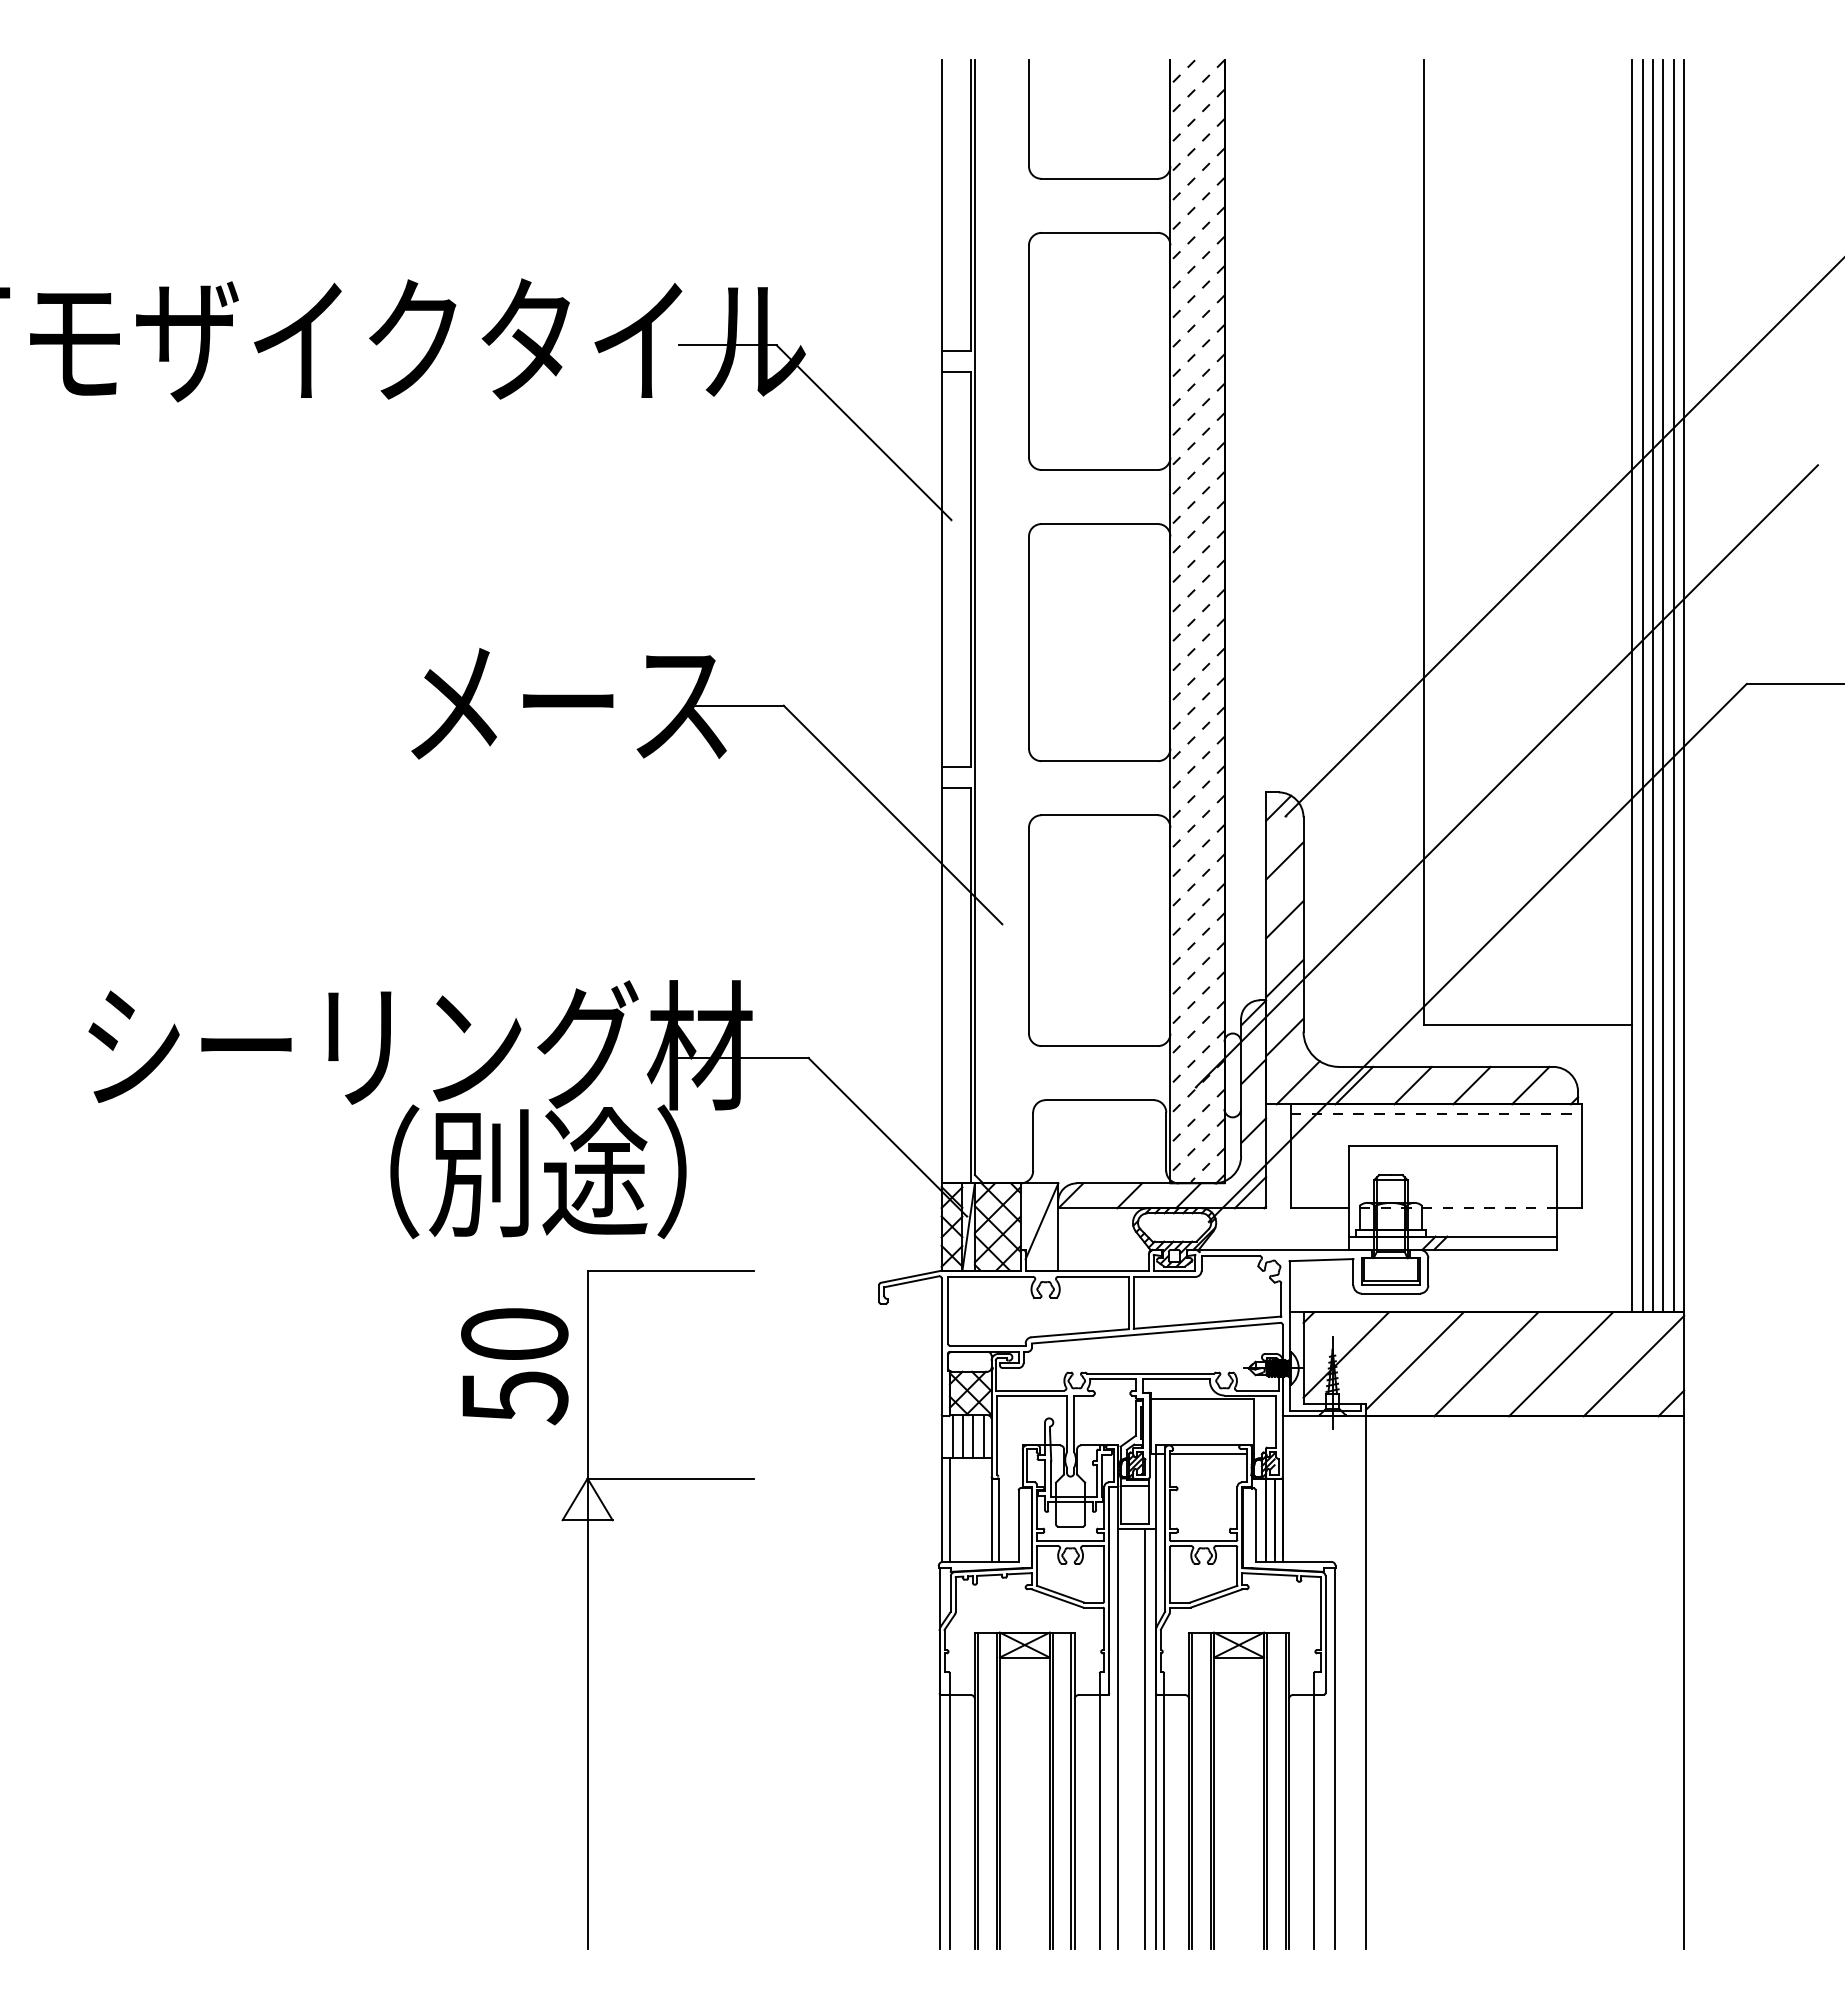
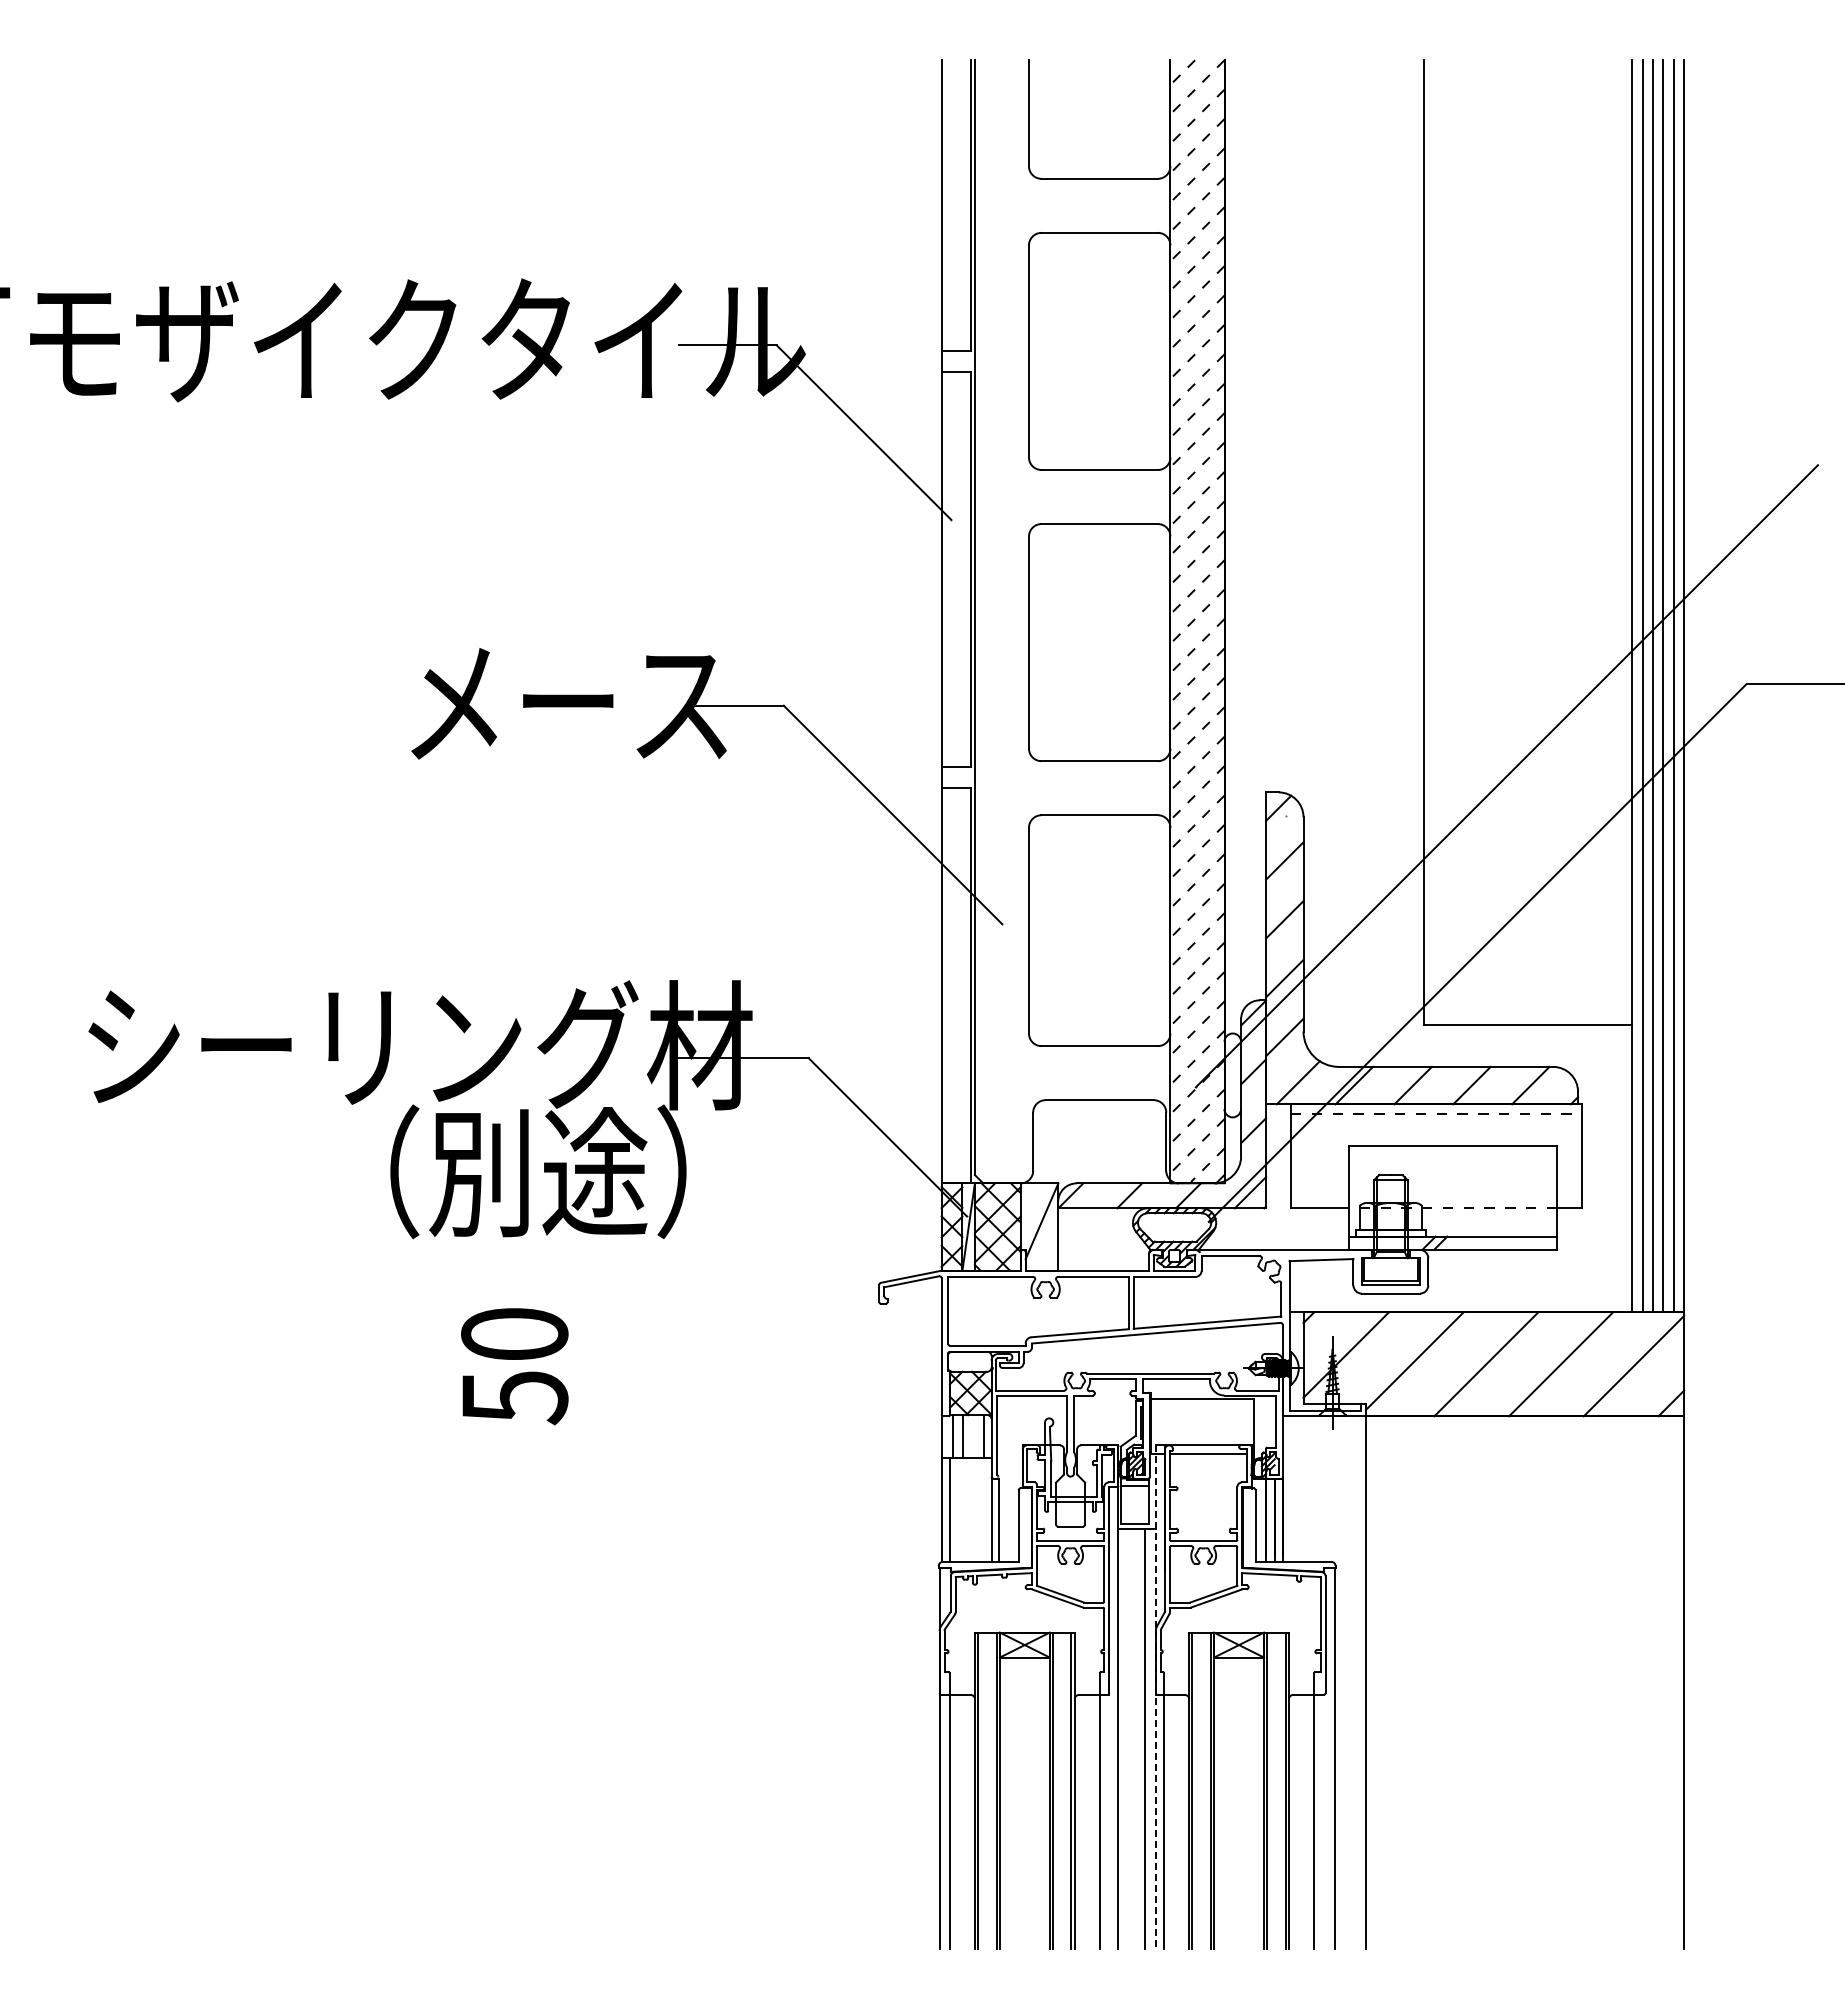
line: present -> none (1563, 537)
line: present -> none (973, 1436)
part: present -> none (588, 1609)
line: solid -> dashed (1155, 1697)
